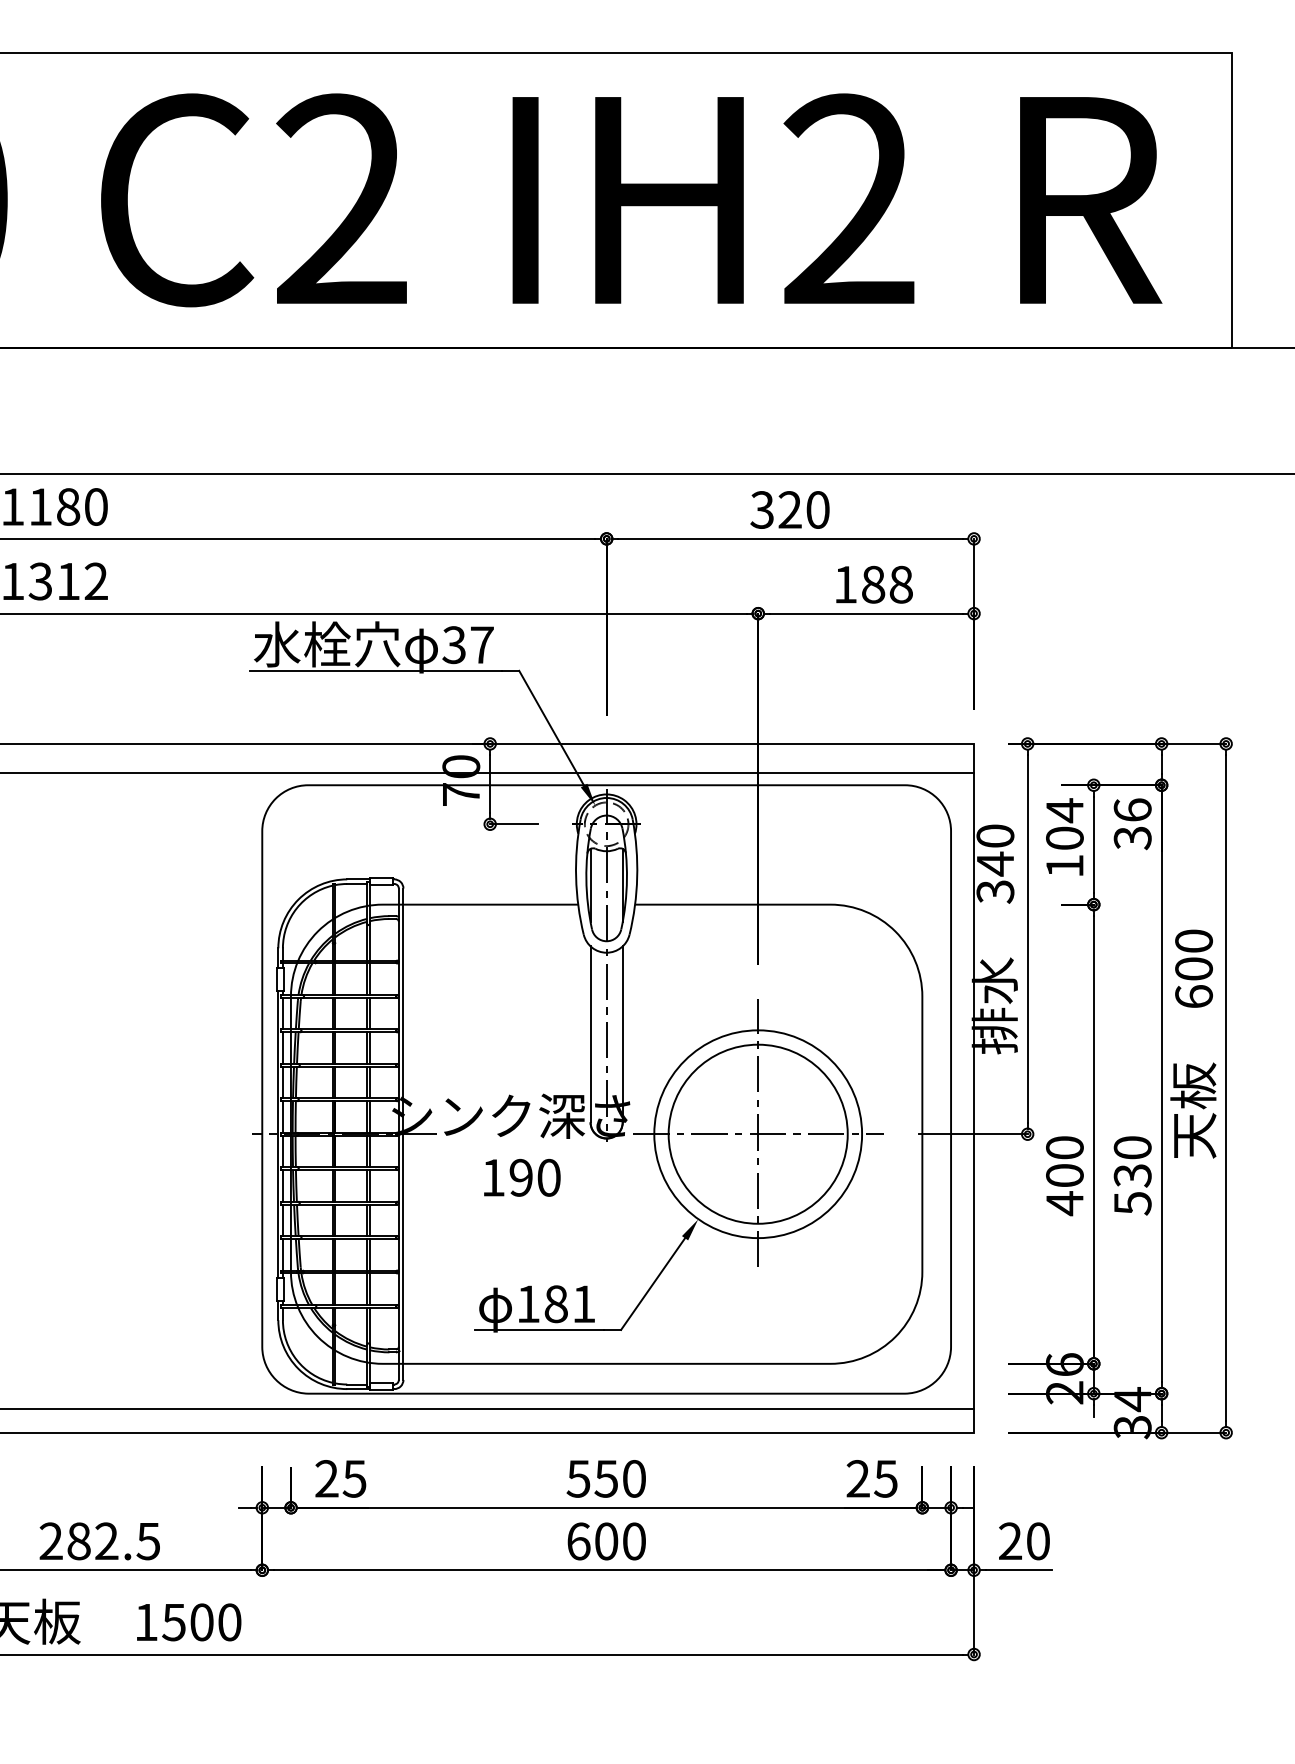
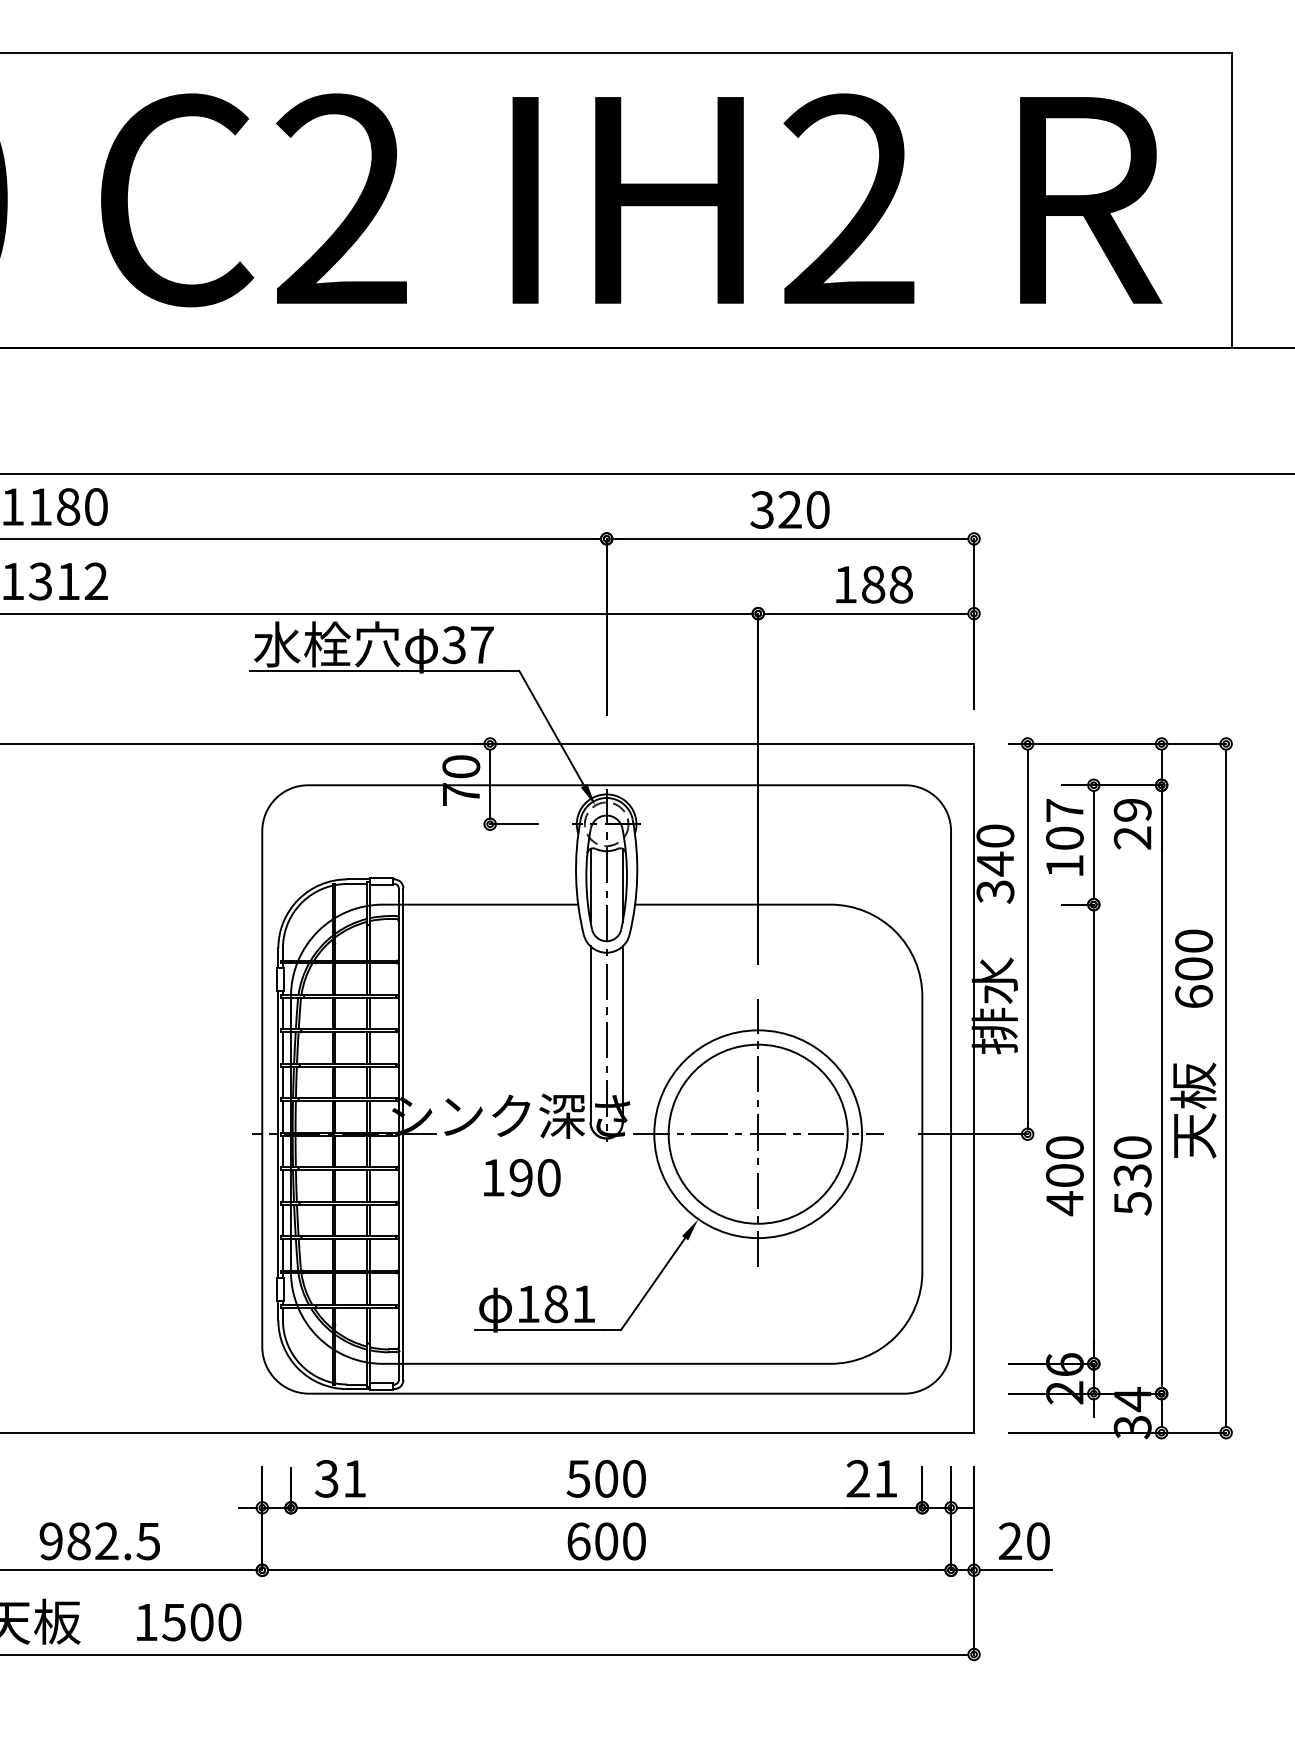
line: present -> none (488, 772)
text: 104 -> 107 (1064, 810)
text: 36 -> 29 (1132, 824)
line: present -> none (488, 1408)
text: 25 -> 31 (340, 1478)
text: 550 -> 500 (606, 1478)
text: 25 -> 21 (885, 1478)
text: 282.5 -> 982.5 (50, 1541)
